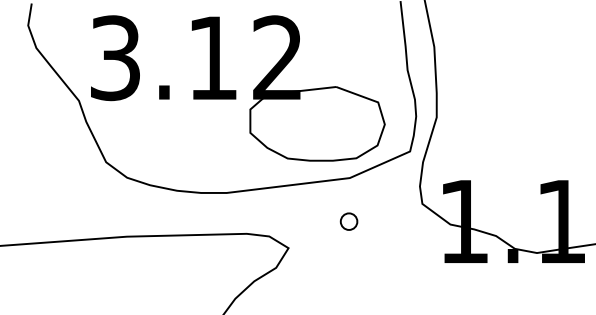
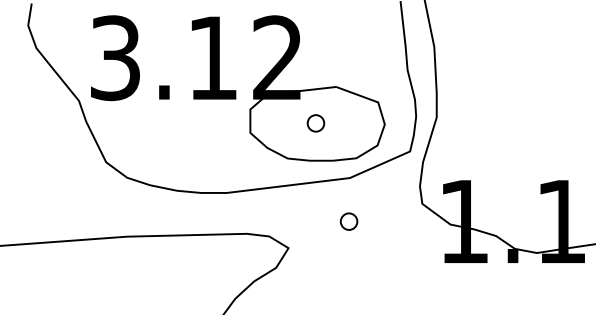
part: none -> present (315, 123)
